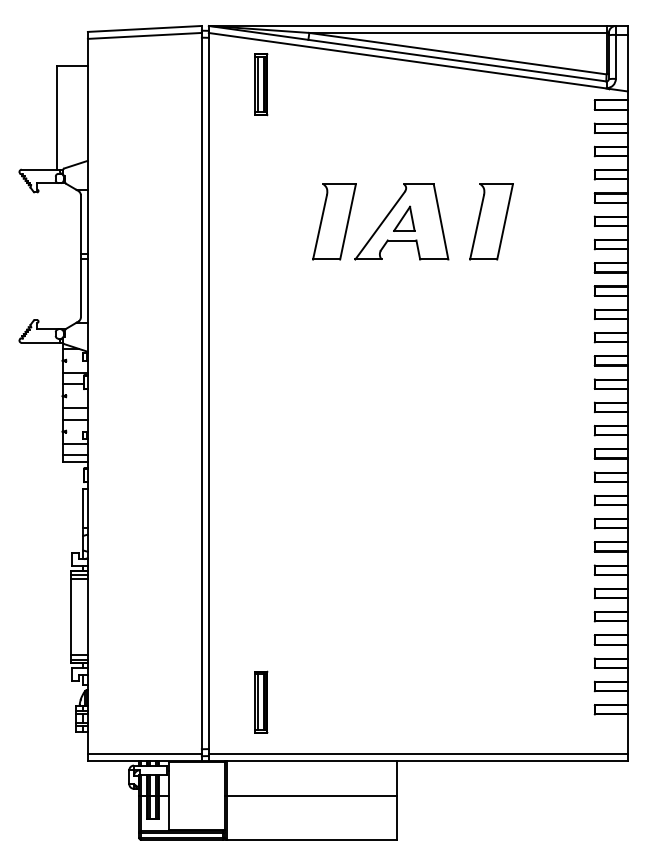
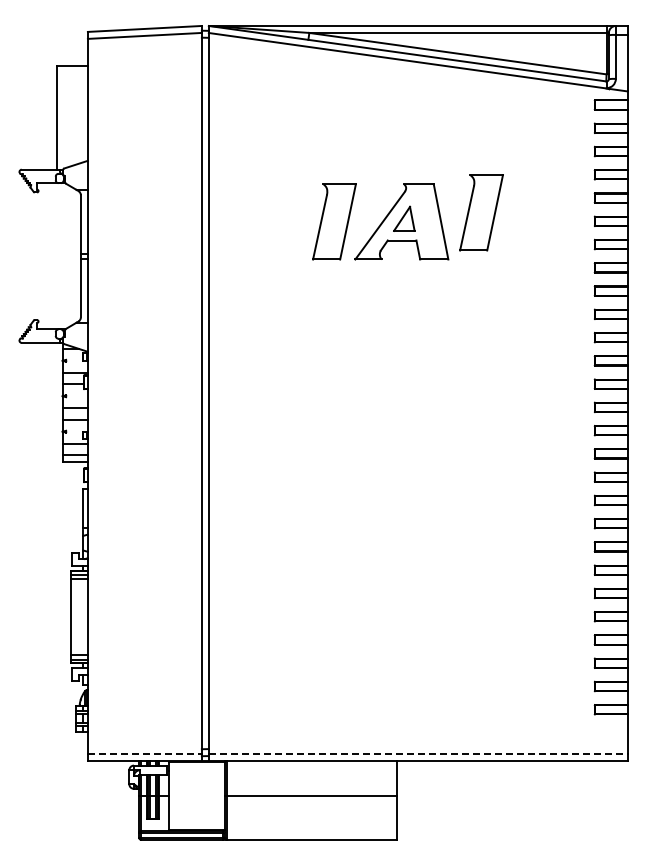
part: present -> none (261, 84)
part position: (491, 221) -> (481, 212) (481, 212)
part: present -> none (261, 701)
line: solid -> dashed (144, 753)
line: solid -> dashed (418, 753)
